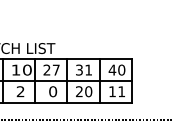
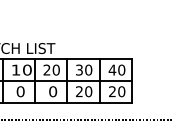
text: 27 -> 20 (55, 69)
text: 31 -> 30 (88, 69)
text: 2 -> 0 (20, 91)
text: 11 -> 20 (117, 91)
